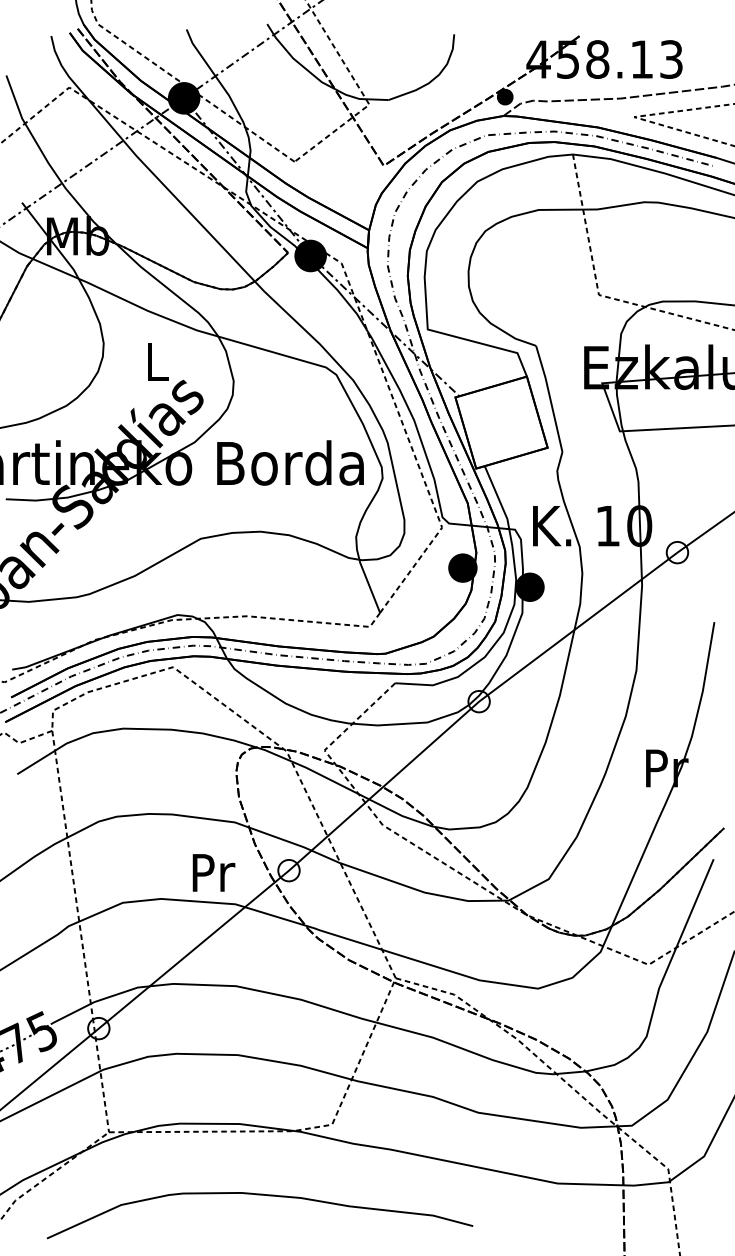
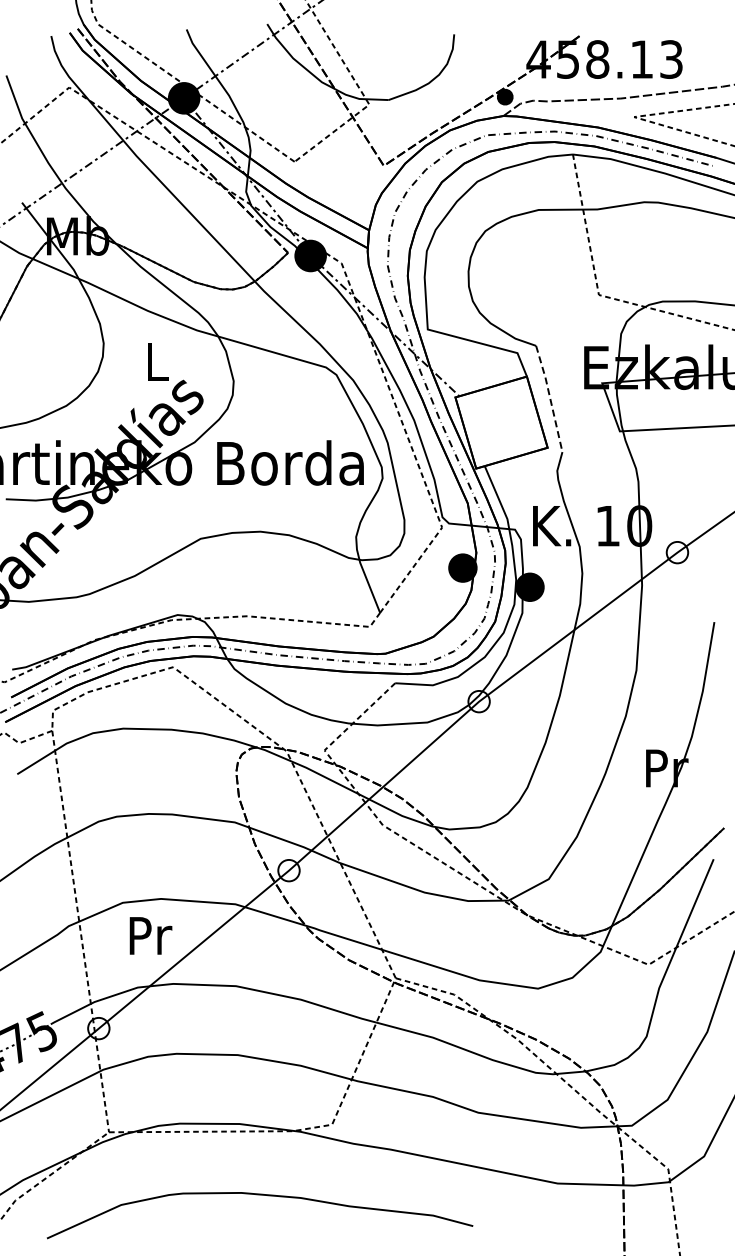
line: solid -> dashed (550, 398)
text position: (213, 872) -> (150, 935) (150, 935)
